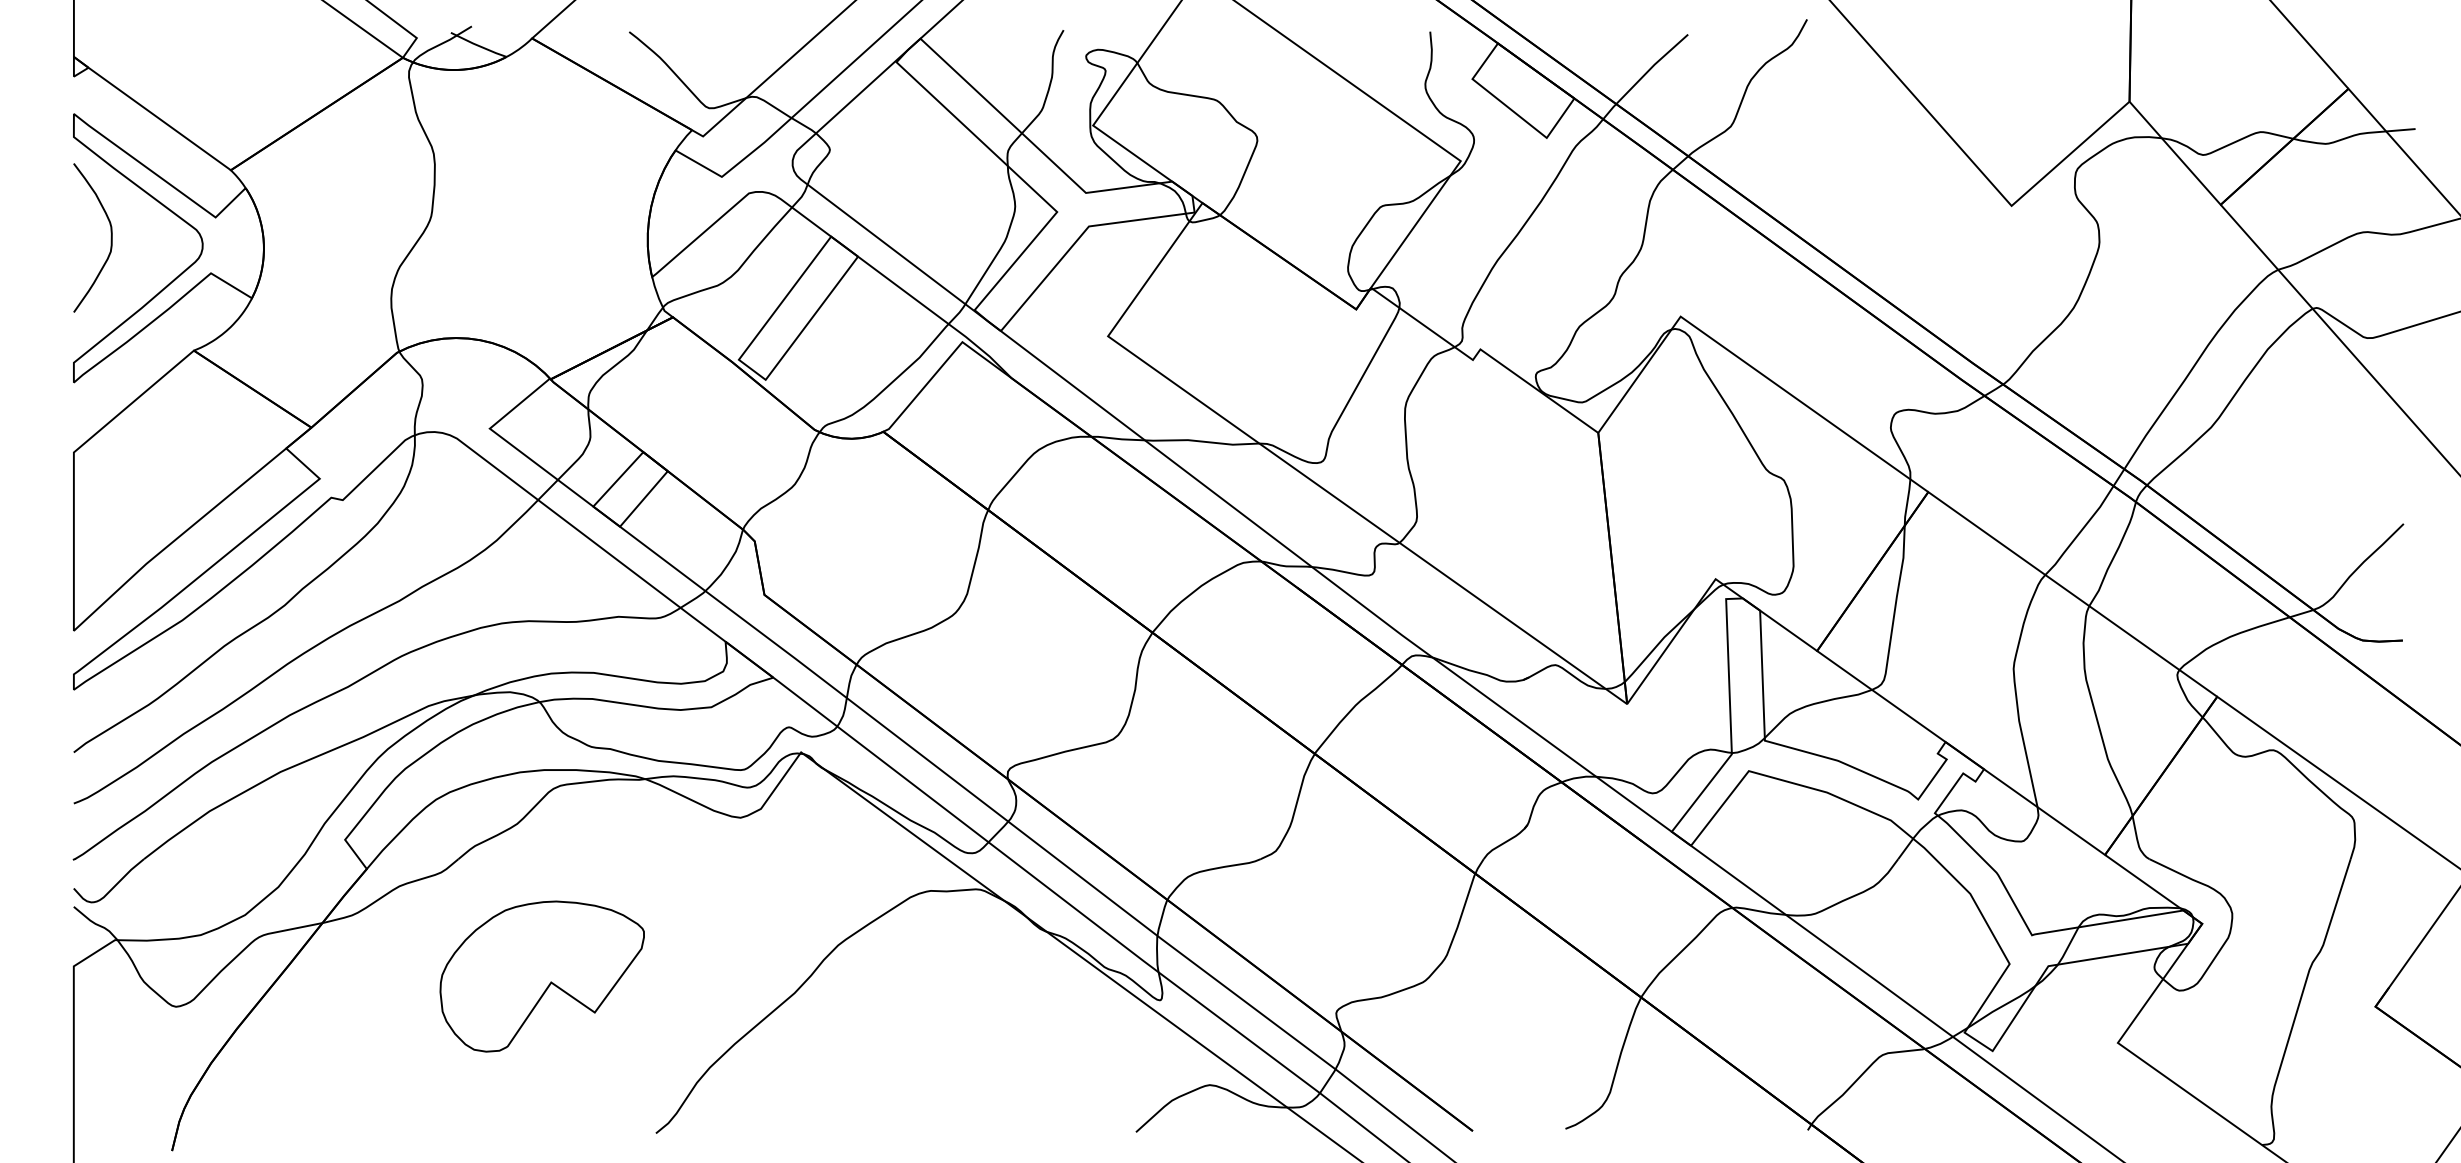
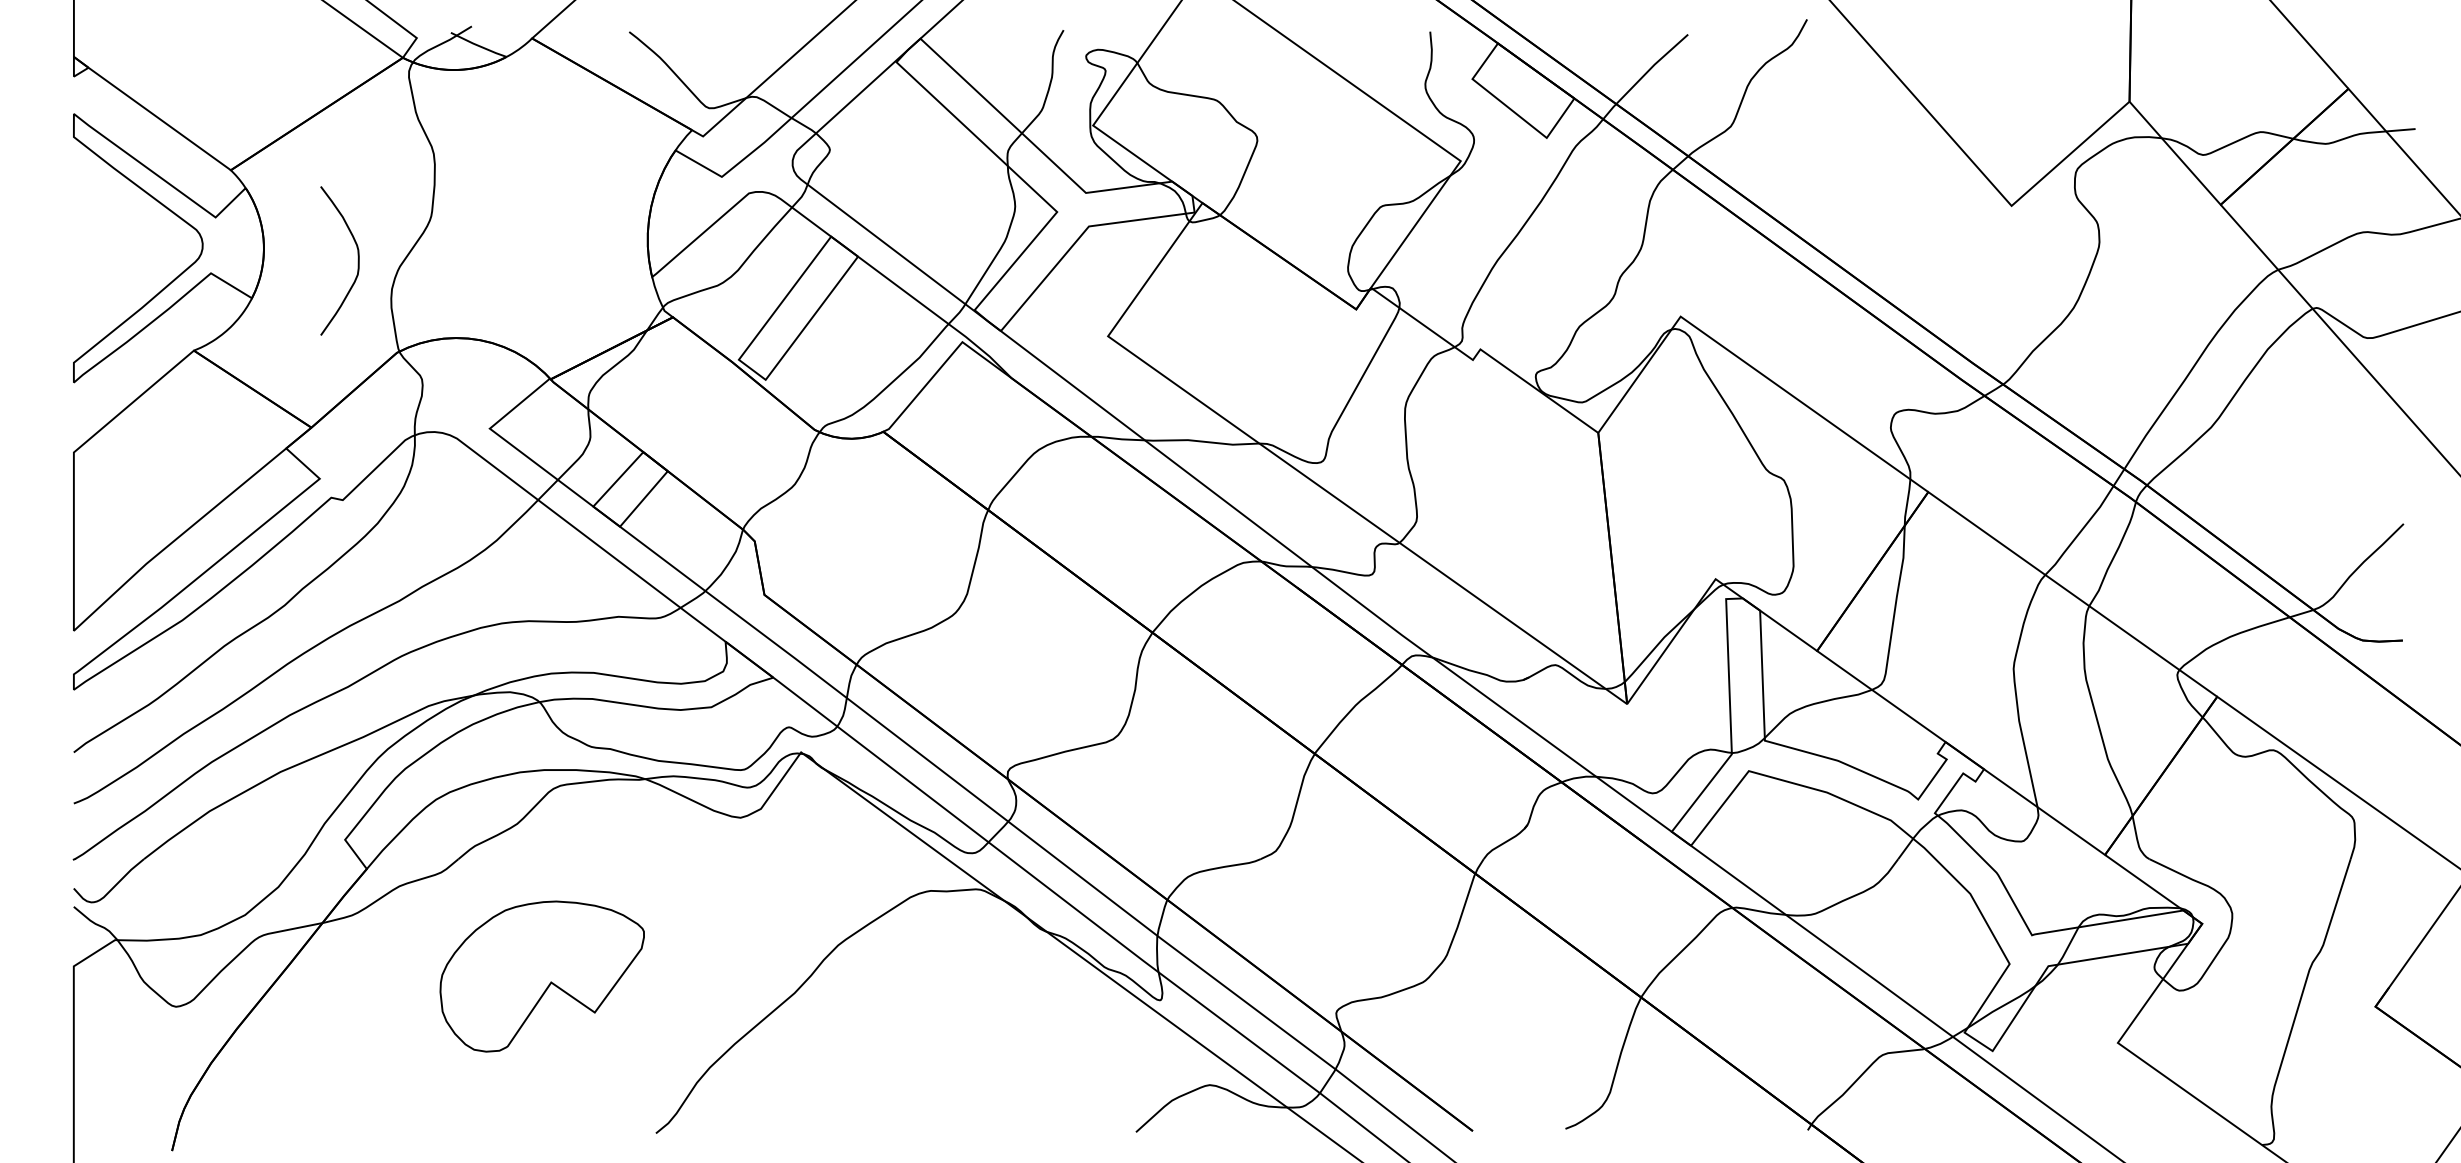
curve position: (110, 237) -> (357, 260) (357, 260)
